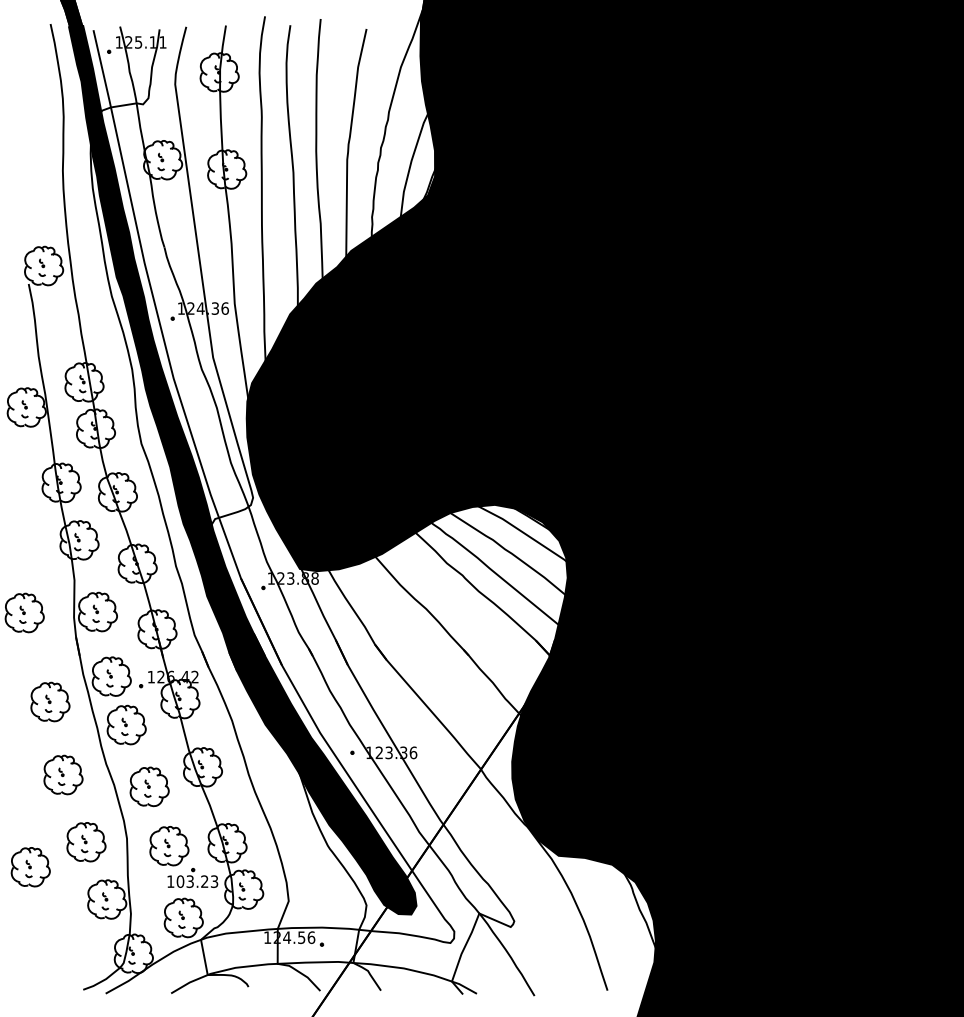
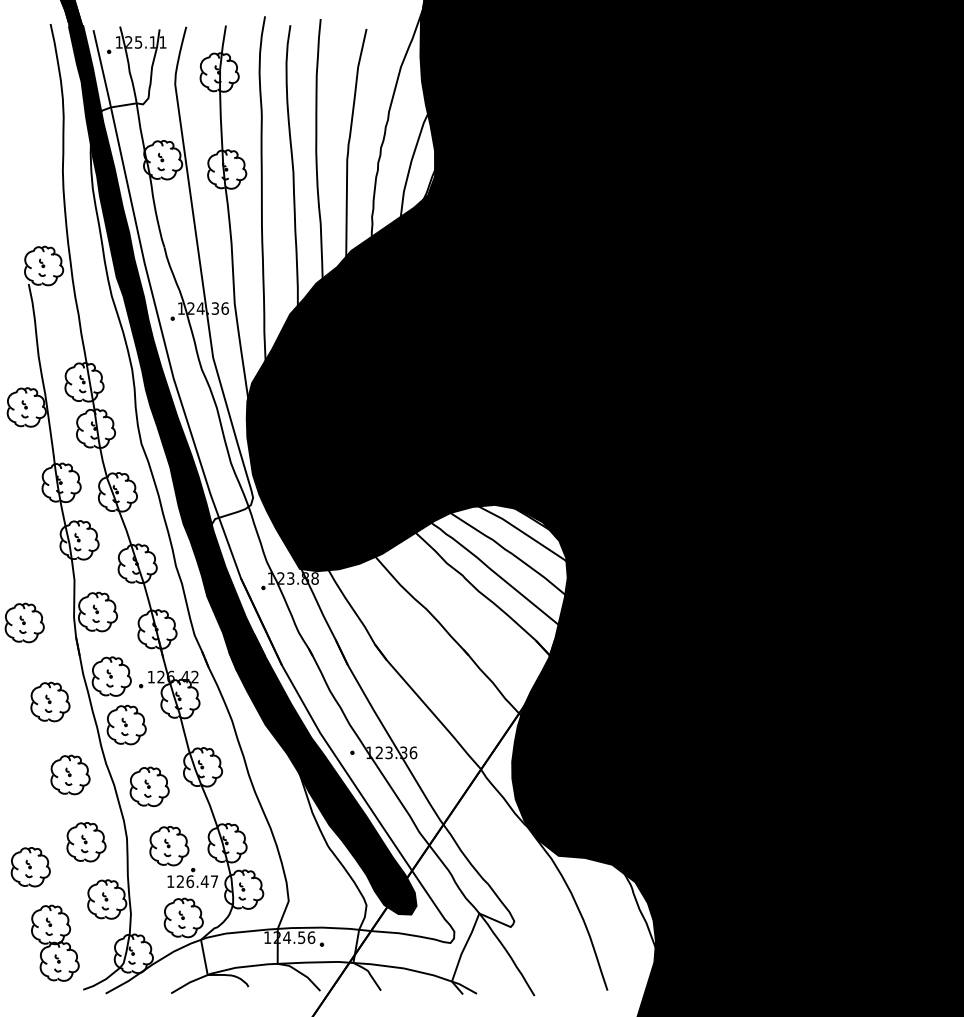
part position: (24, 612) -> (24, 622) (24, 622)
part position: (63, 774) -> (70, 774) (70, 774)
text: 103.23 -> 126.47 (197, 881)
part: none -> present (55, 942)
